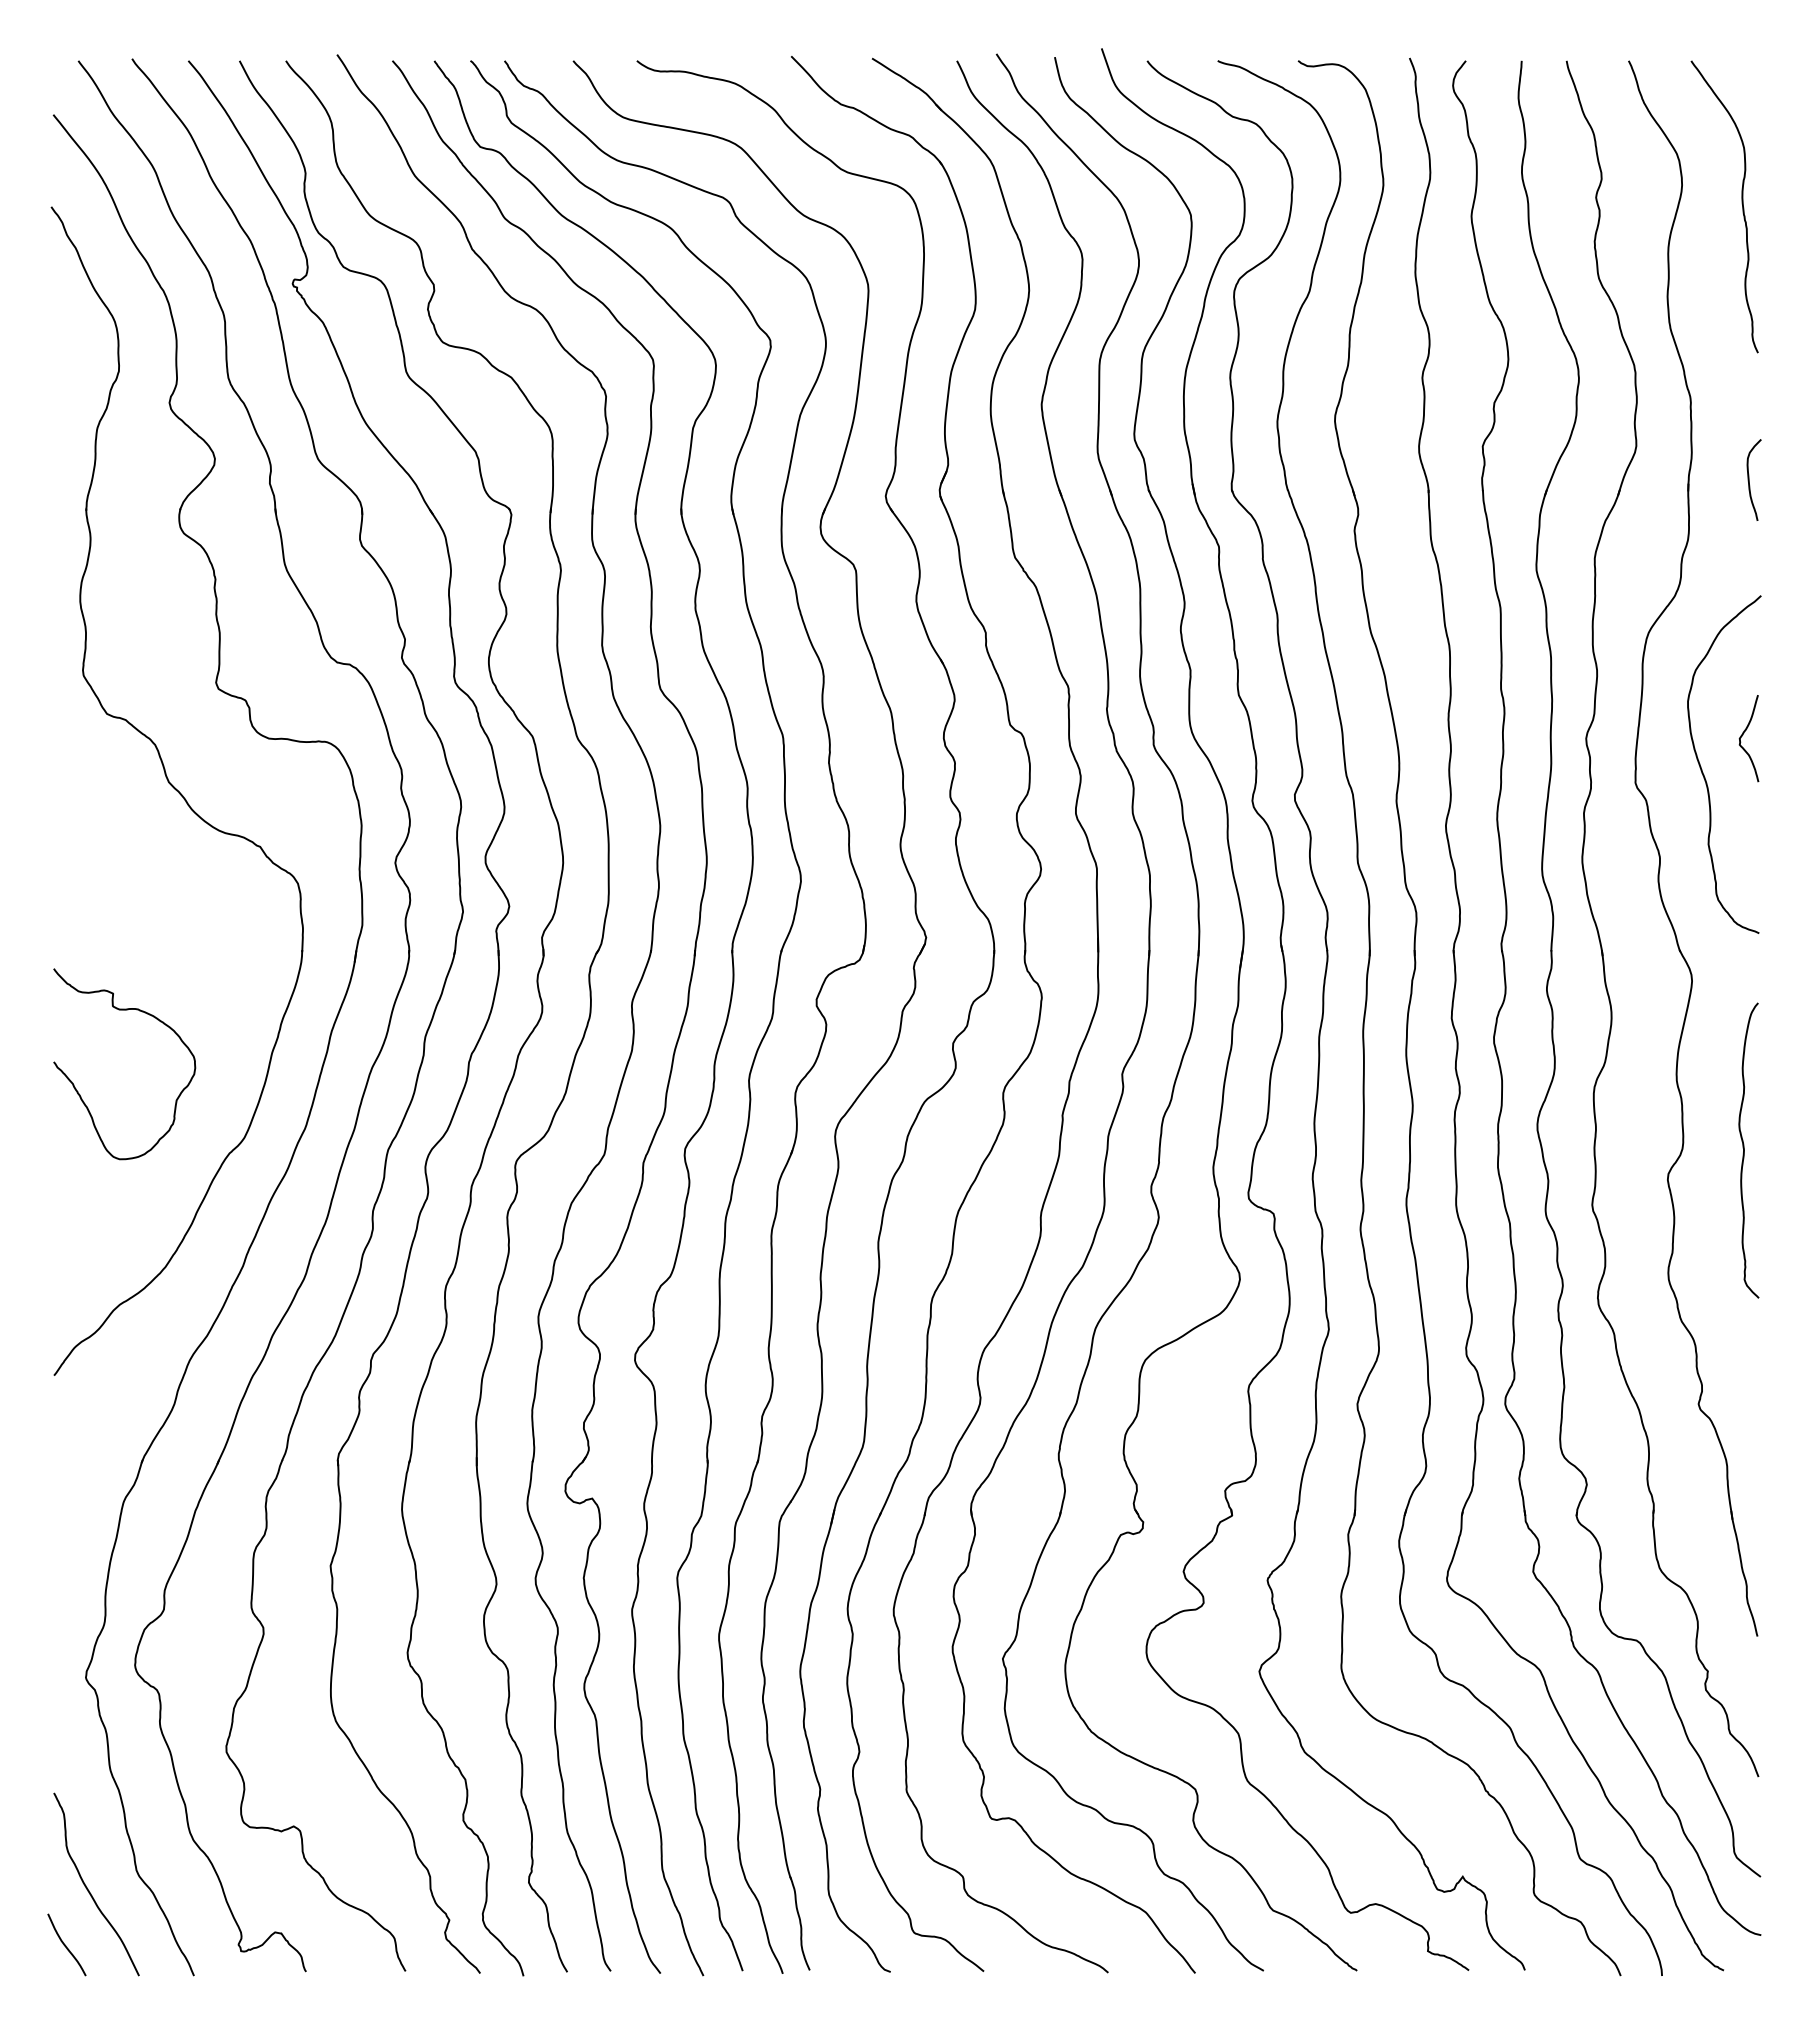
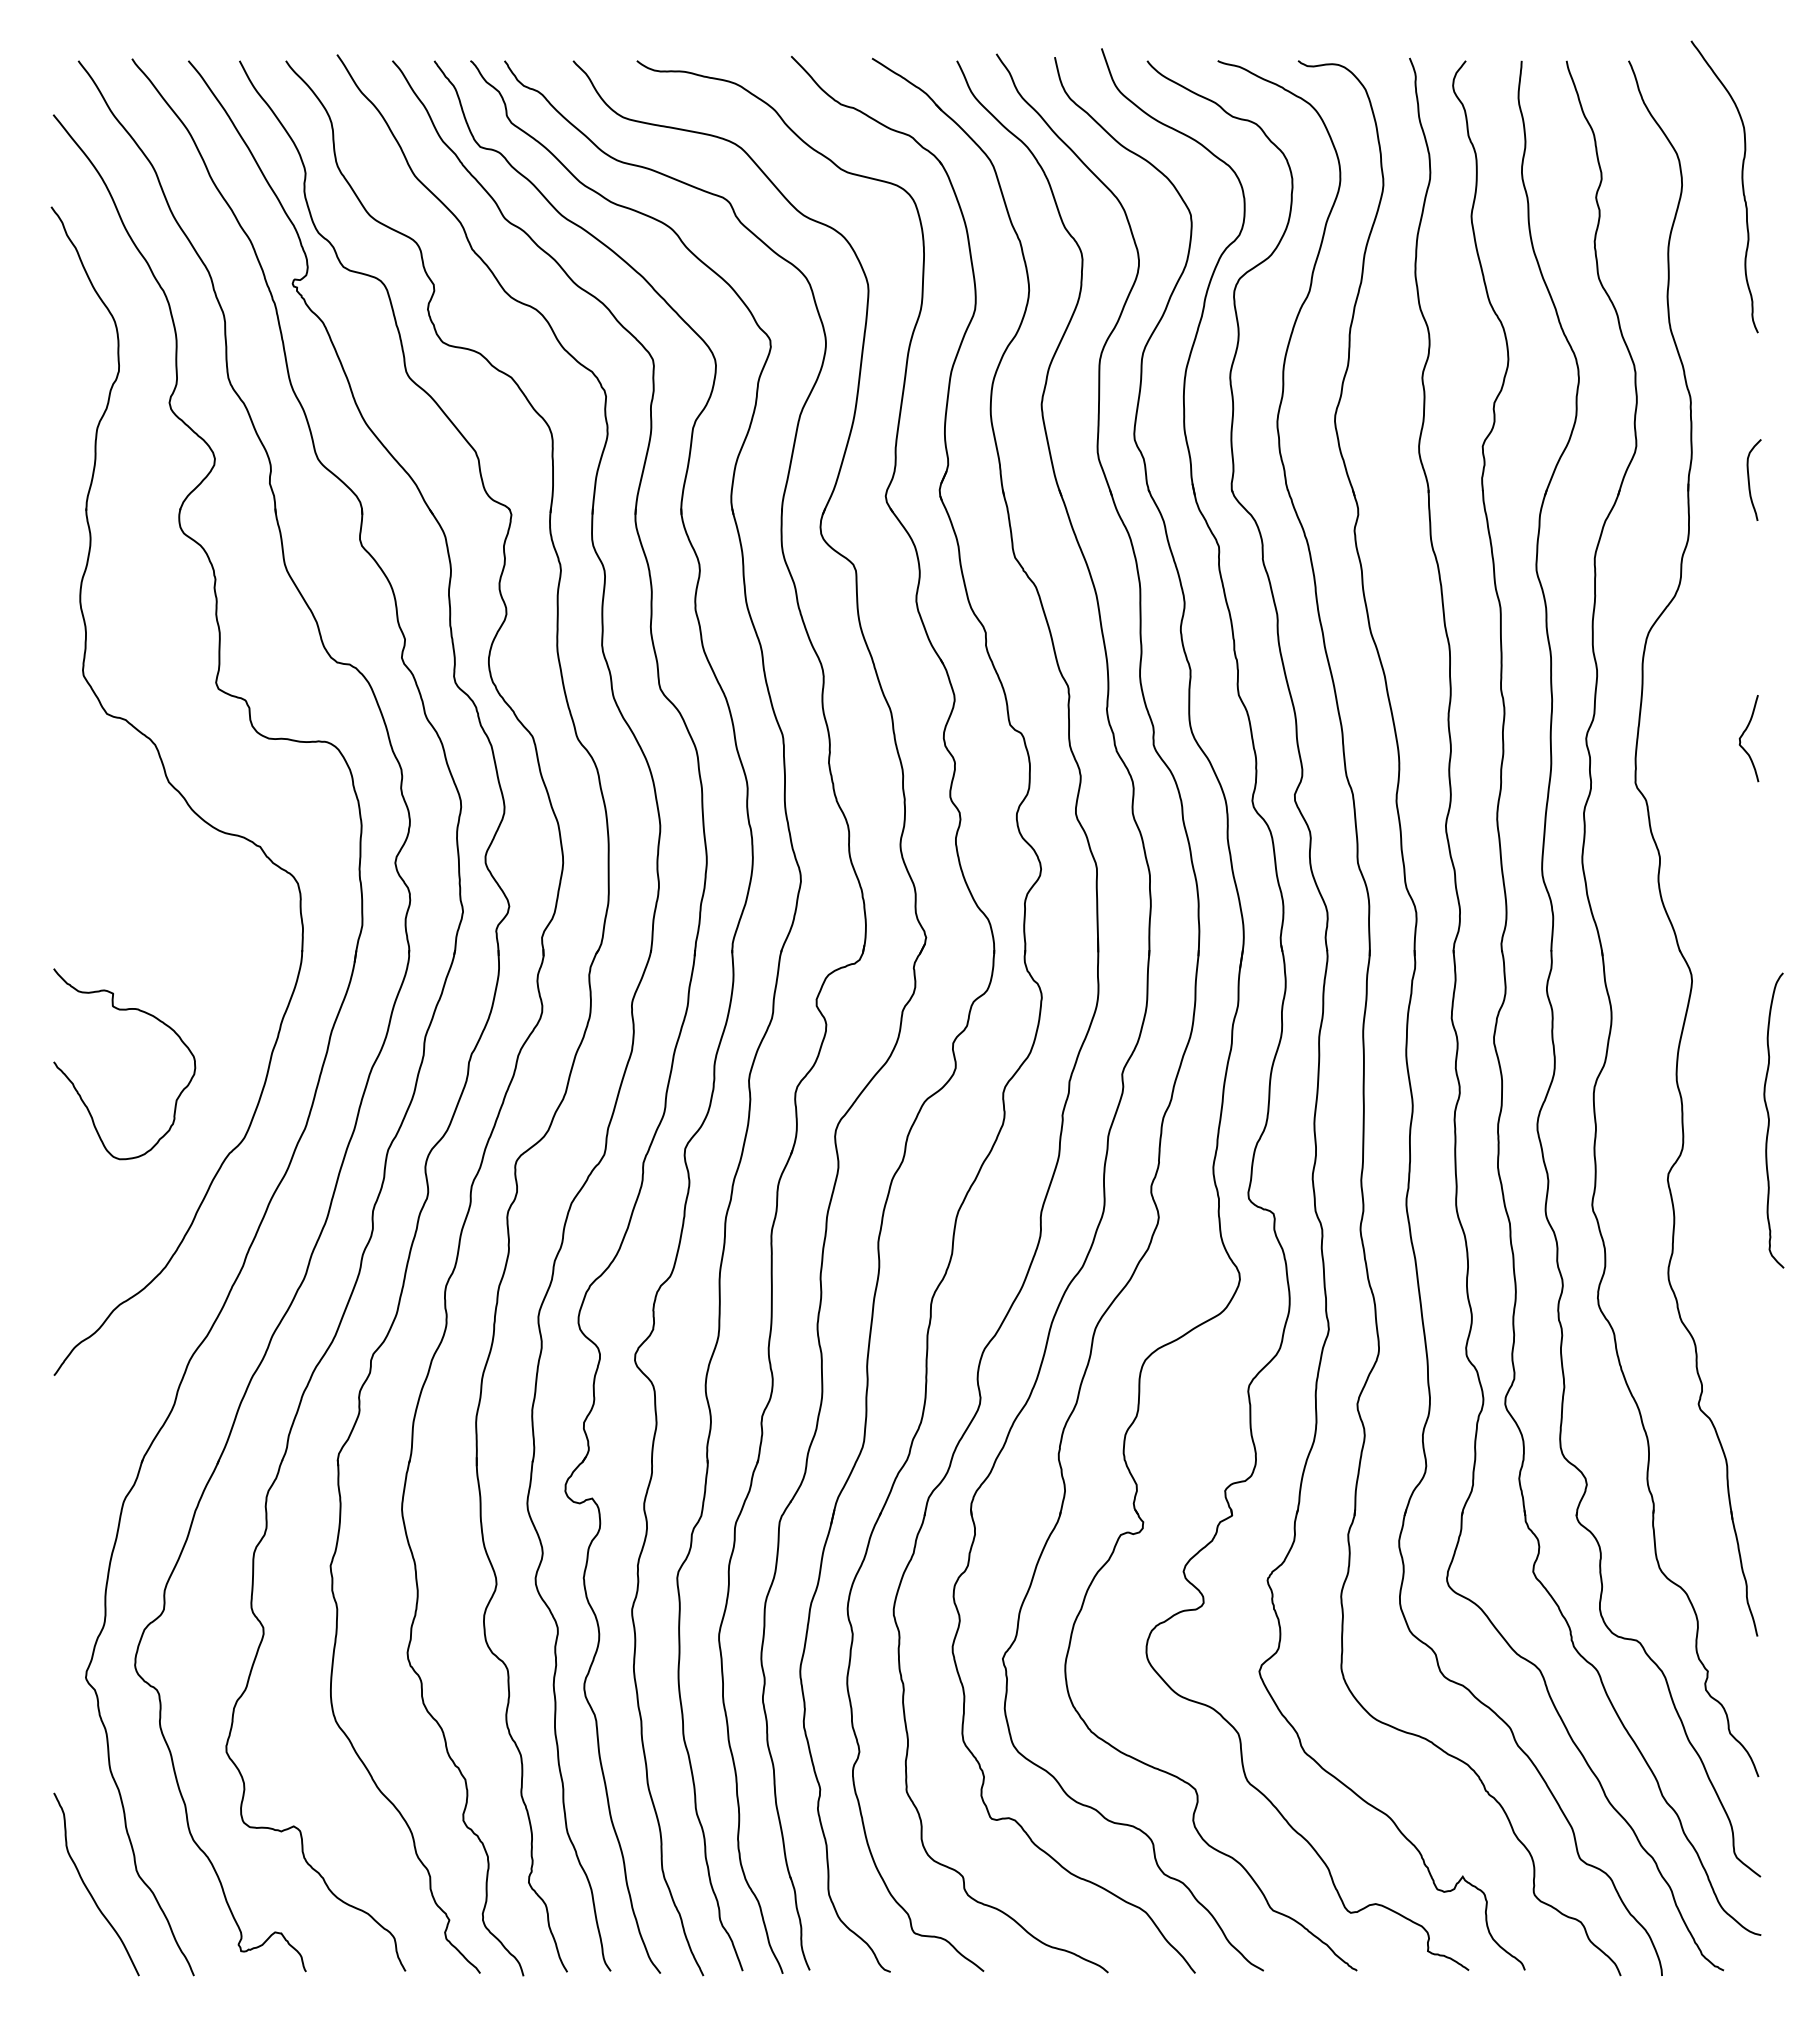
curve position: (1741, 204) -> (1741, 184) (1741, 184)
curve: present -> none (1704, 774)
curve position: (1744, 1150) -> (1769, 1120) (1769, 1120)
curve: present -> none (65, 1944)
